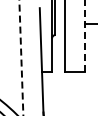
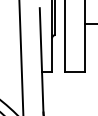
line: dashed -> solid (84, 35)
line: dashed -> solid (21, 57)
